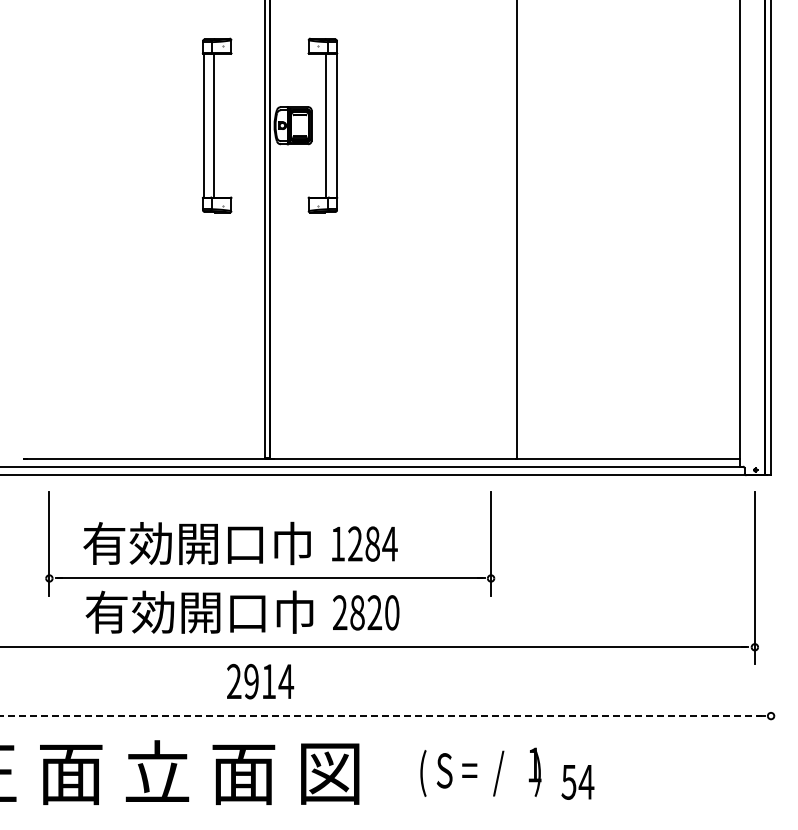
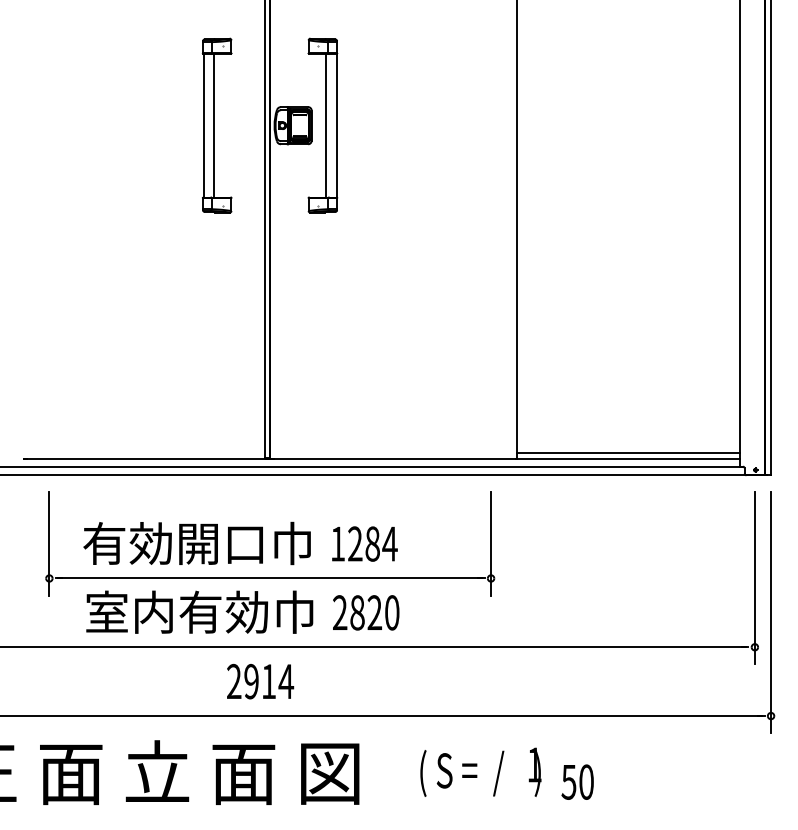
line: none -> present (628, 452)
text: 有効開口巾 -> 室内有効巾 (176, 611)
line: none -> present (771, 612)
line: dashed -> solid (381, 716)
text: 54 -> 50 (586, 781)
